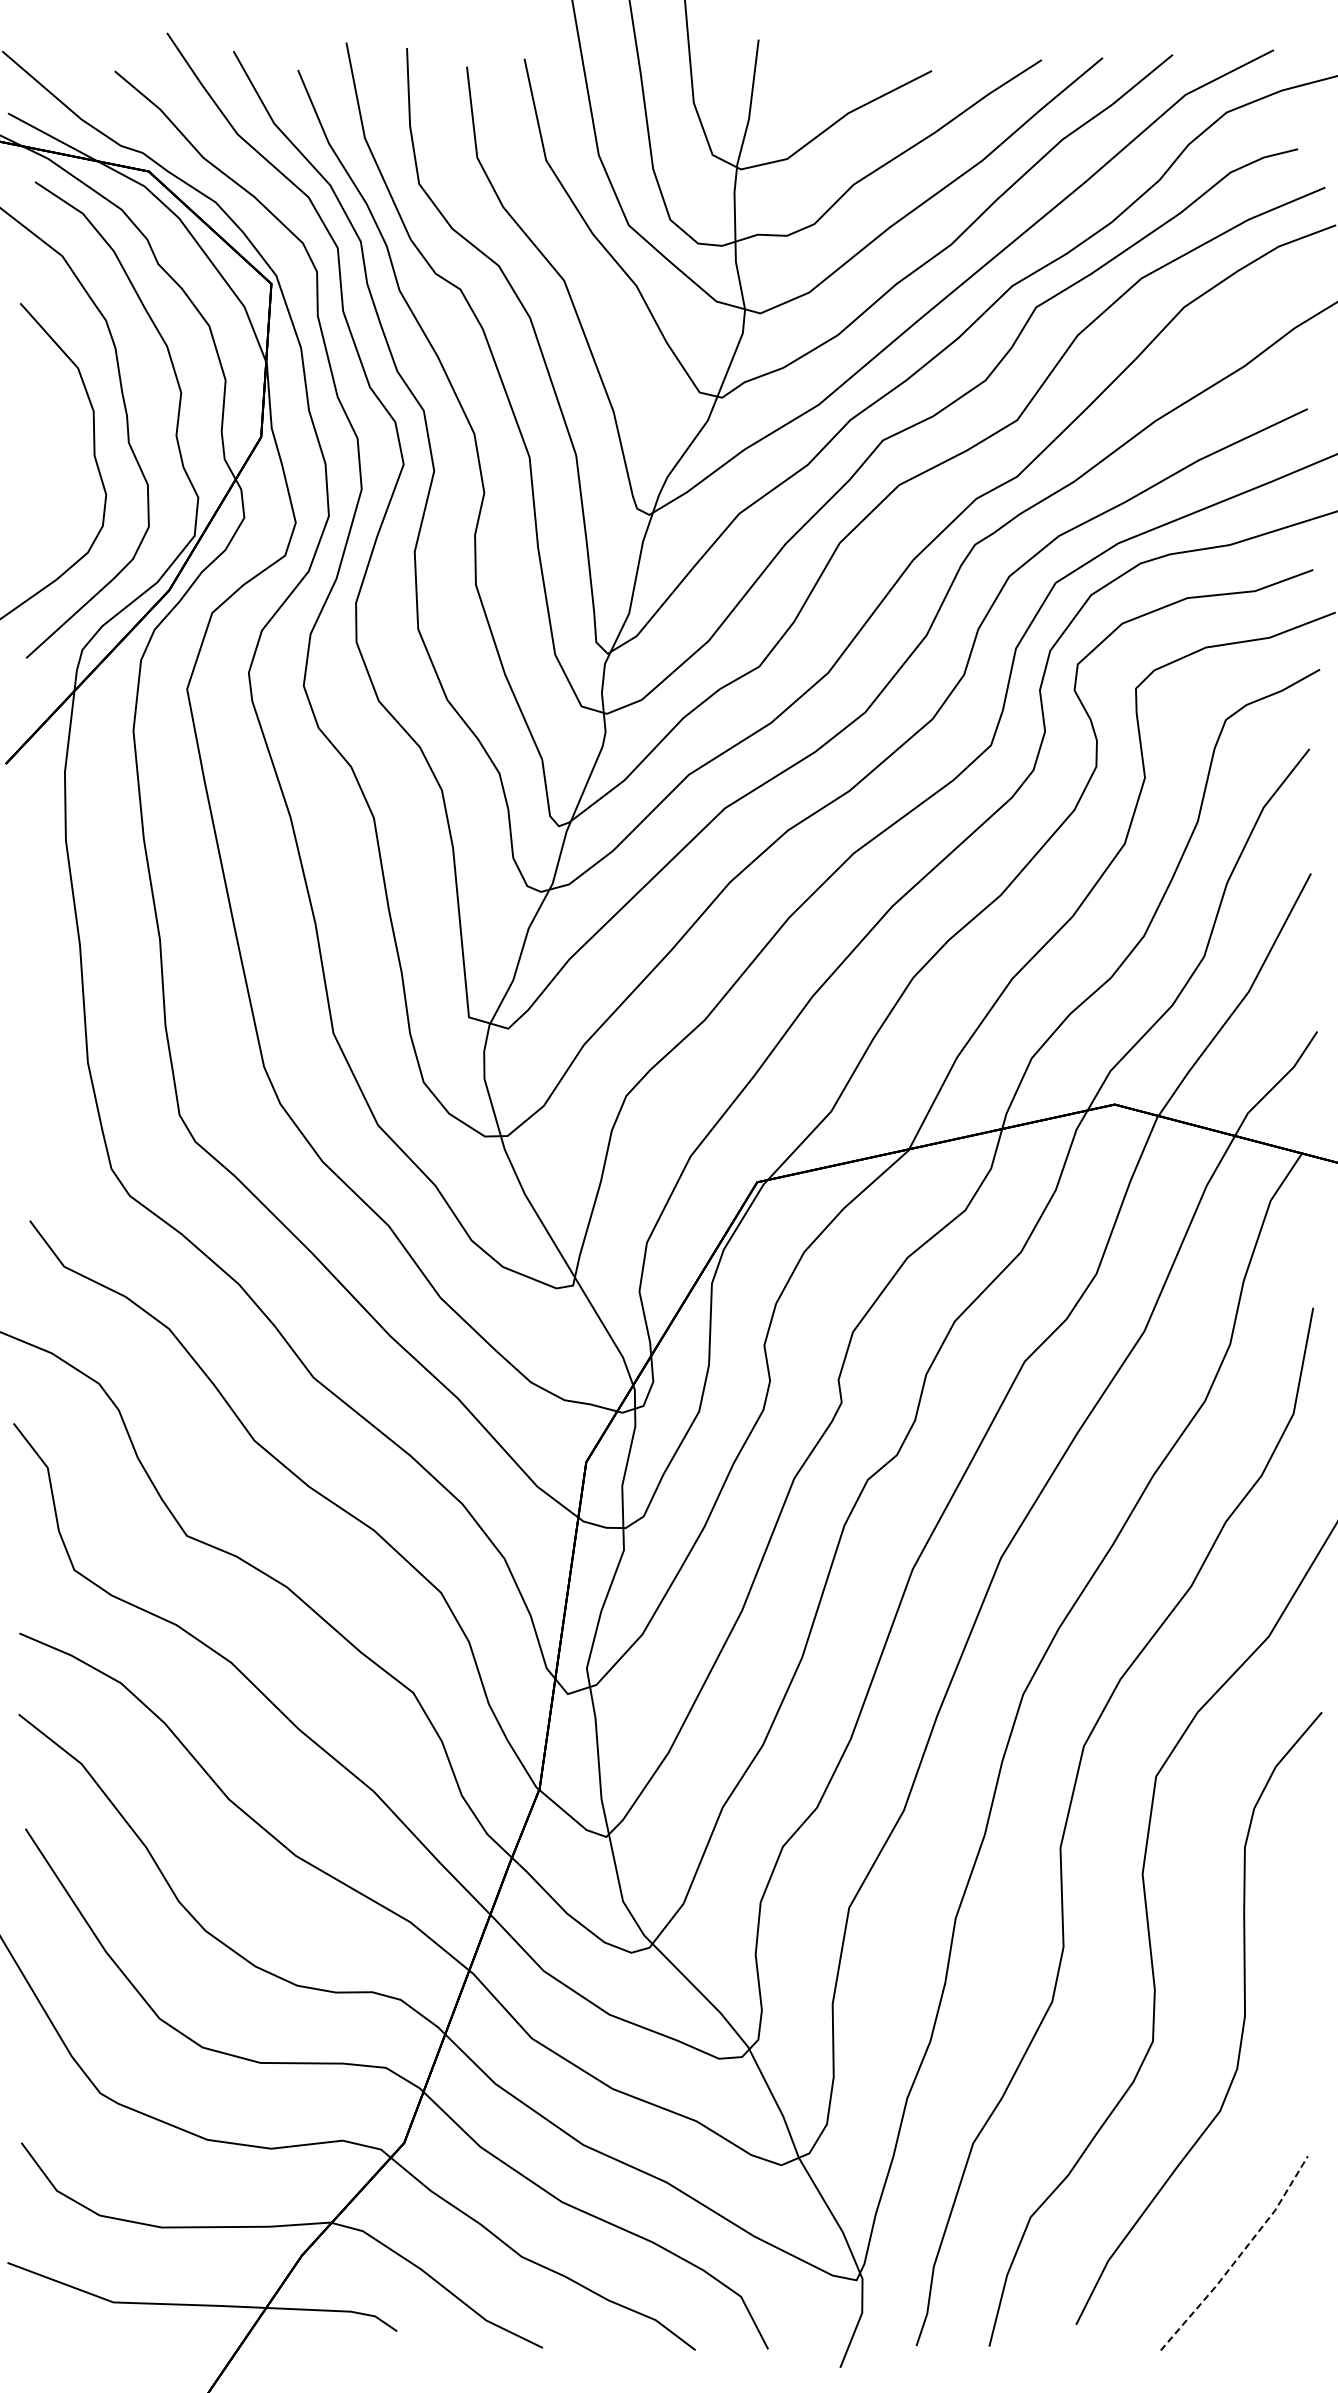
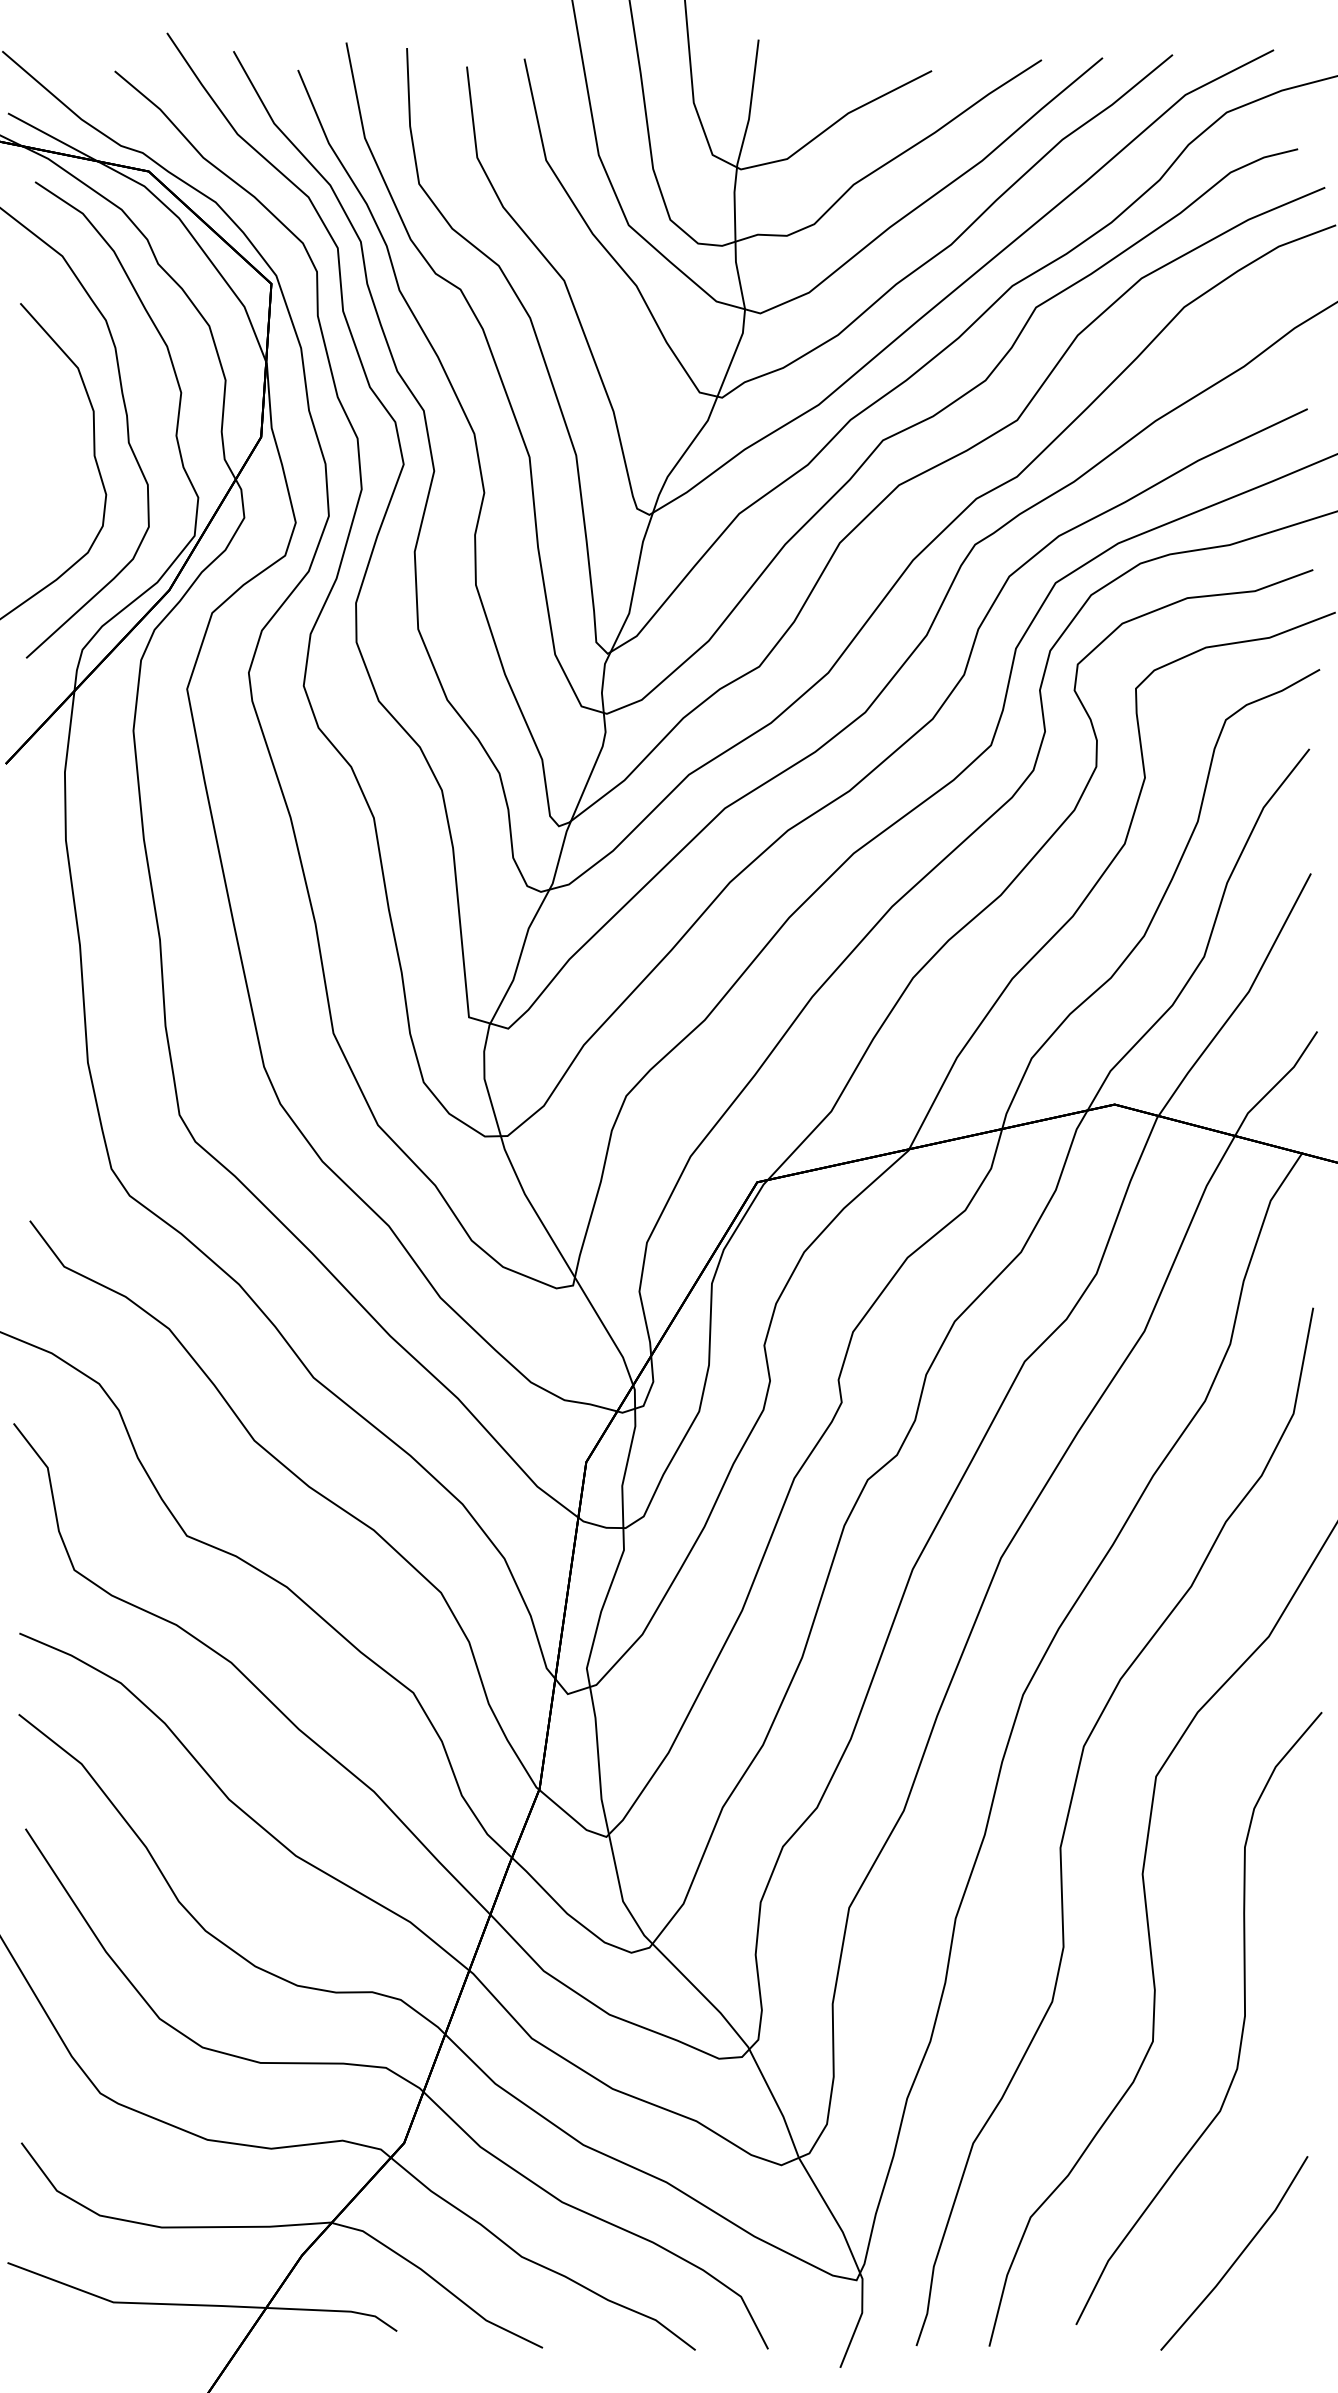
line: dashed -> solid (1239, 2256)
